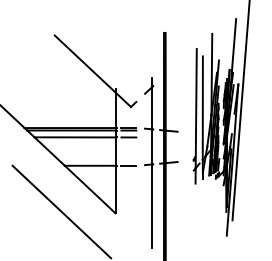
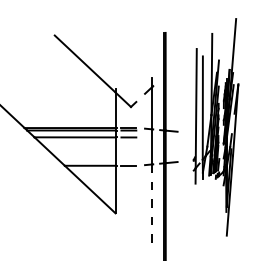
line: present -> none (240, 111)
line: solid -> dashed (152, 206)
line: present -> none (61, 211)
